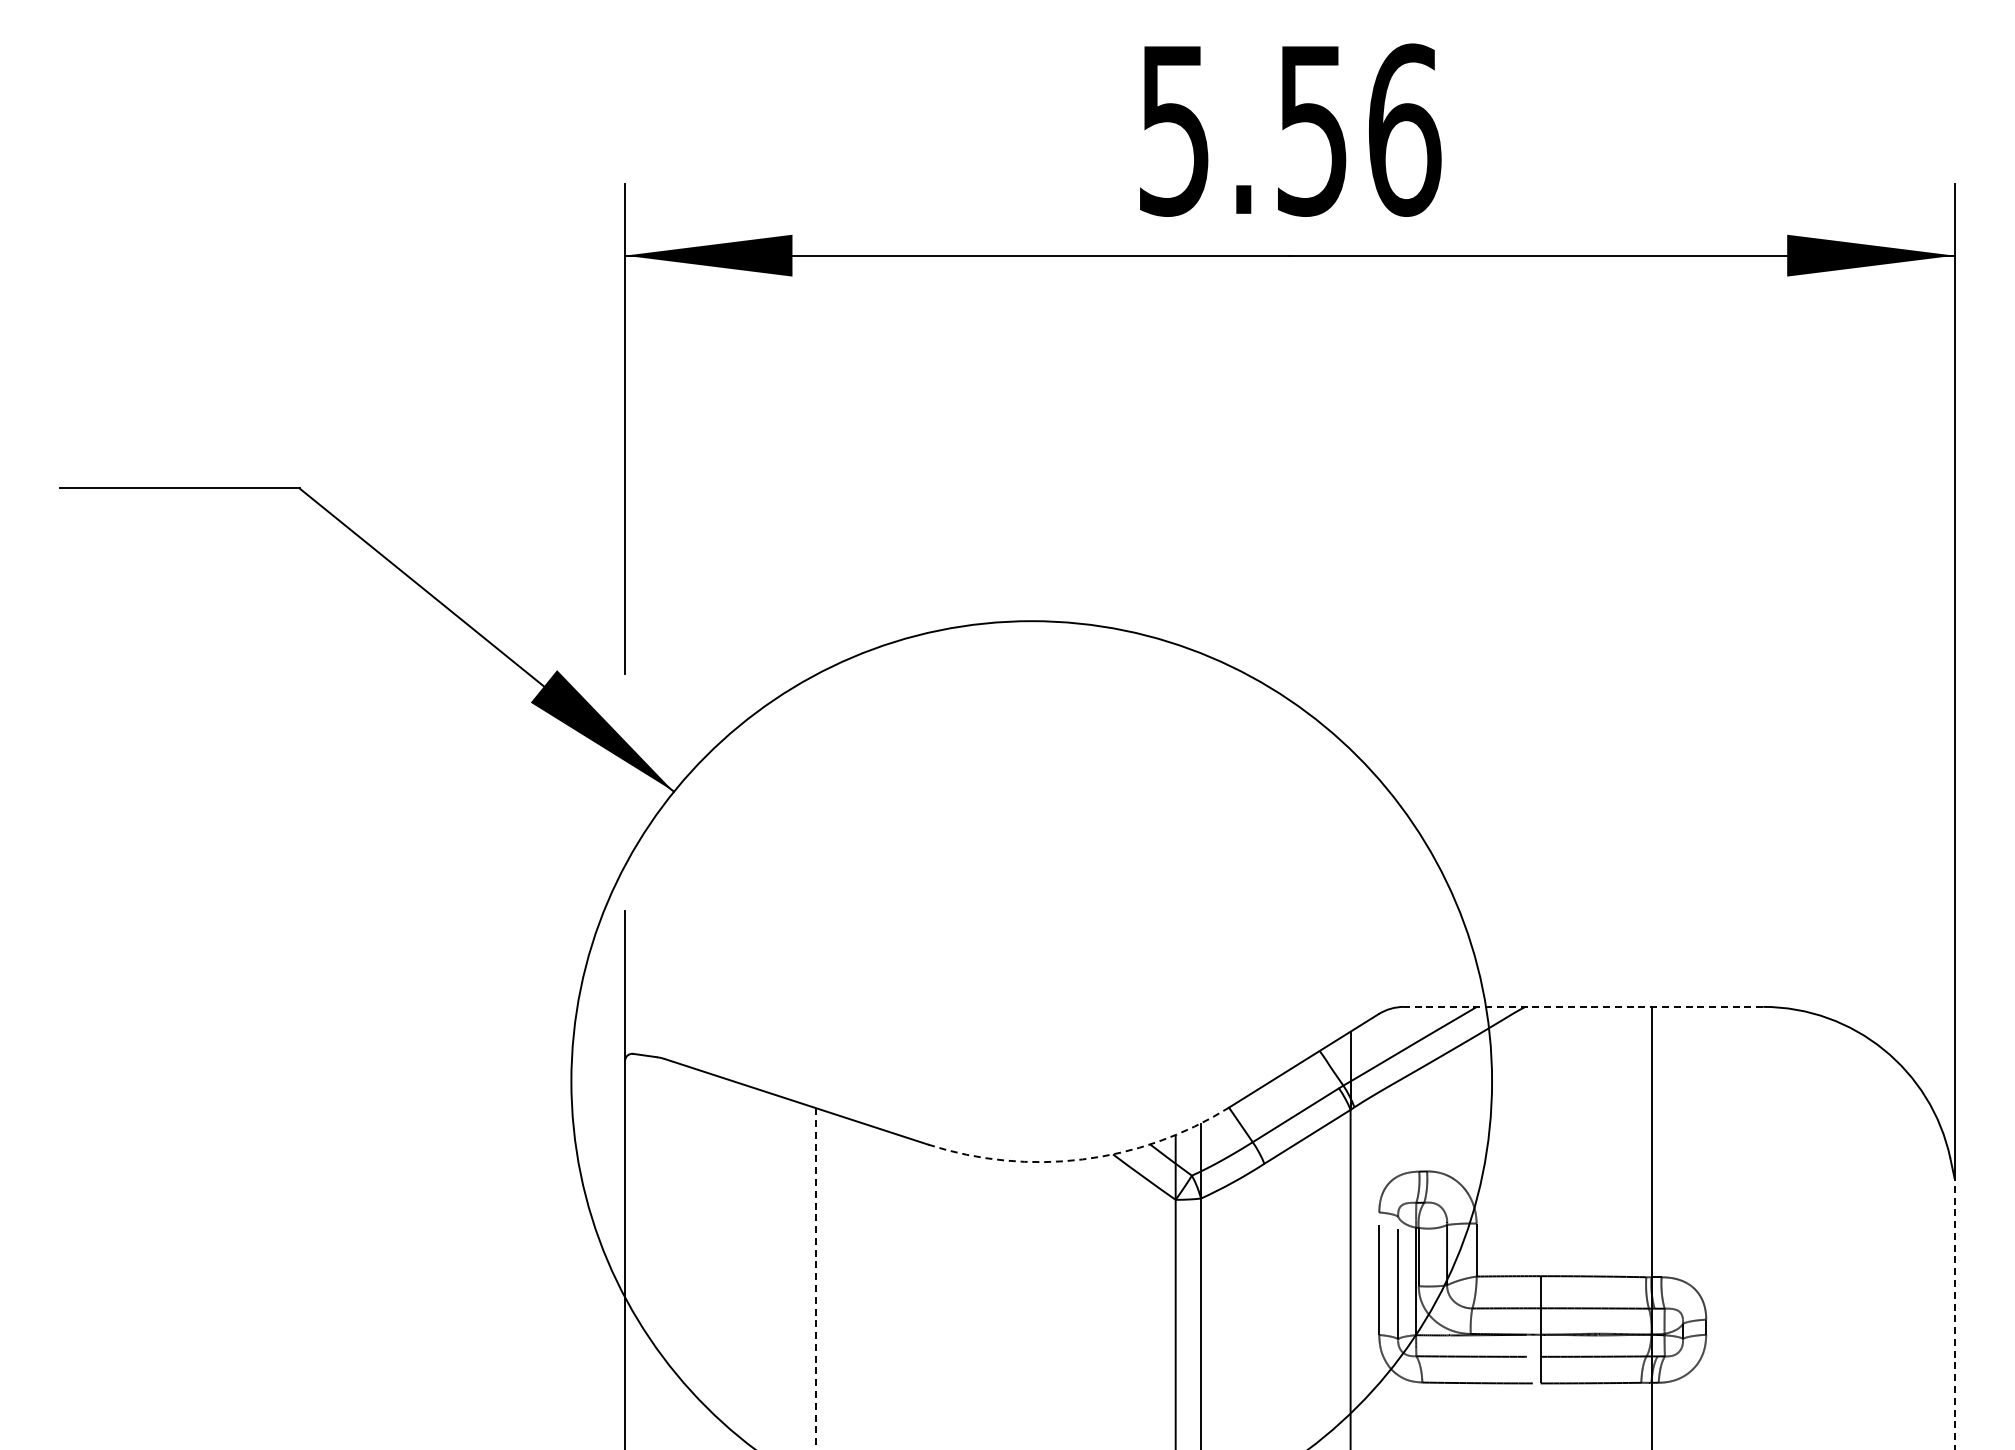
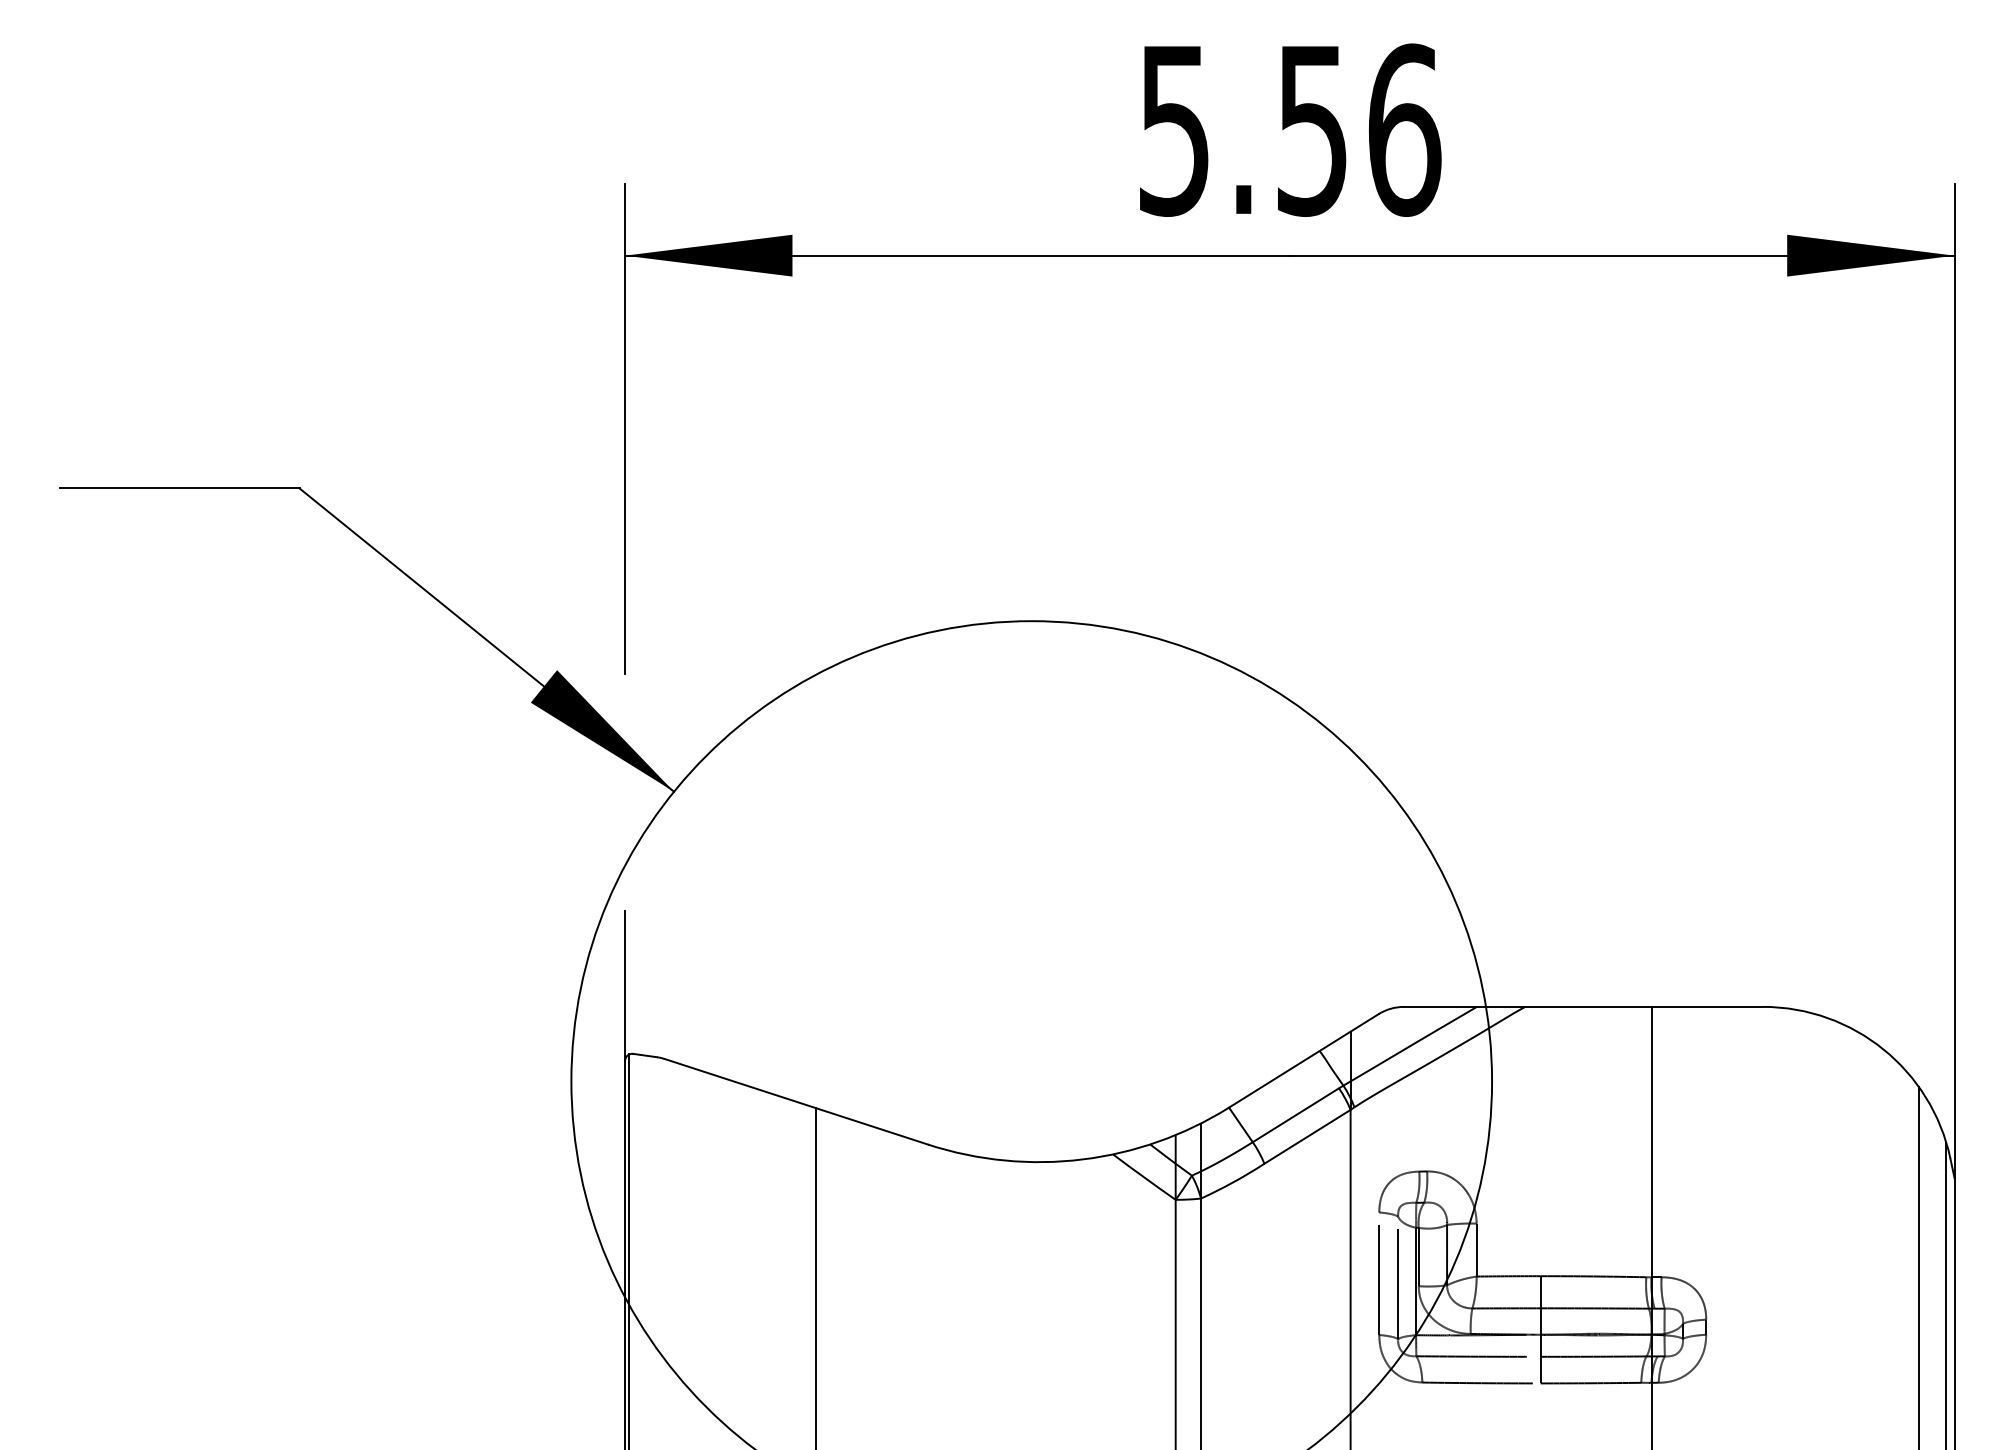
line: dashed -> solid (1583, 1006)
arc: dashed -> solid (1082, 1159)
line: none -> present (629, 1250)
line: none -> present (1918, 1266)
line: dashed -> solid (816, 1279)
line: none -> present (1946, 1294)
line: dashed -> solid (1954, 1314)
